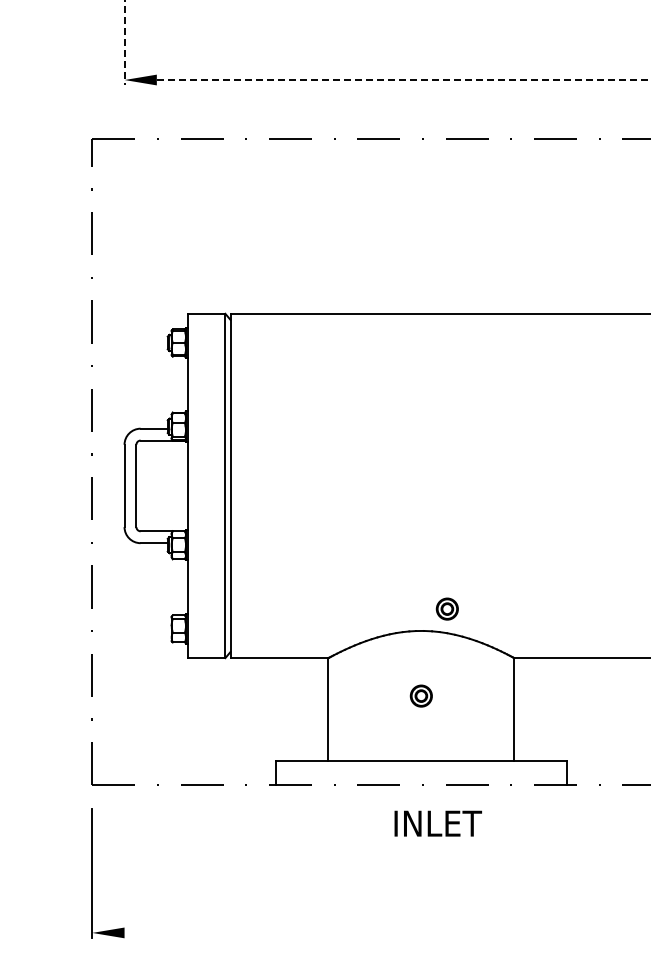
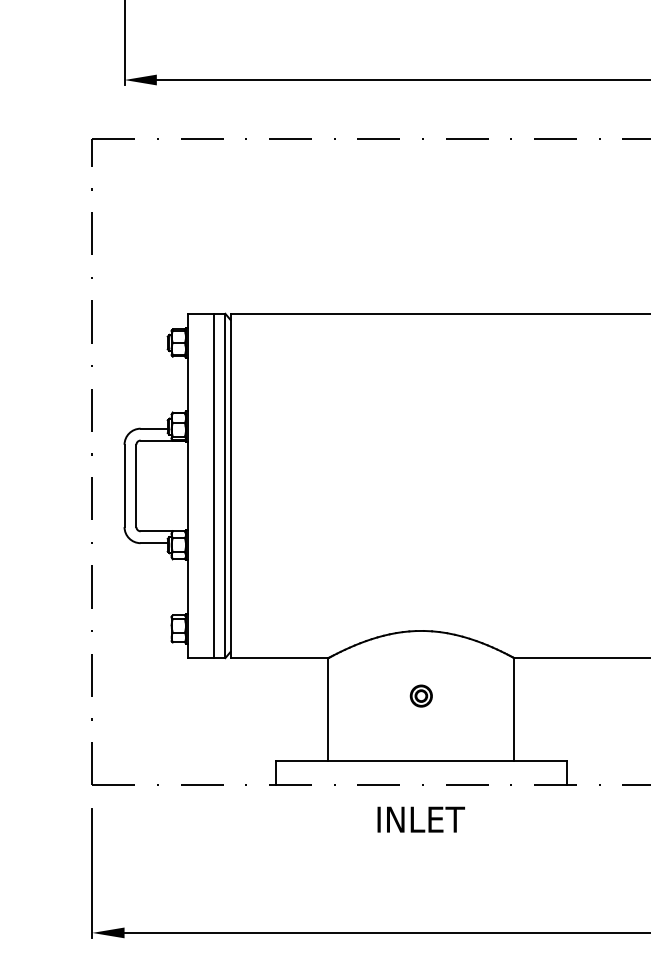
line: dashed -> solid (124, 43)
line: dashed -> solid (403, 80)
line: none -> present (213, 485)
part: present -> none (446, 608)
text position: (437, 823) -> (420, 819) (420, 819)
line: none -> present (385, 932)
